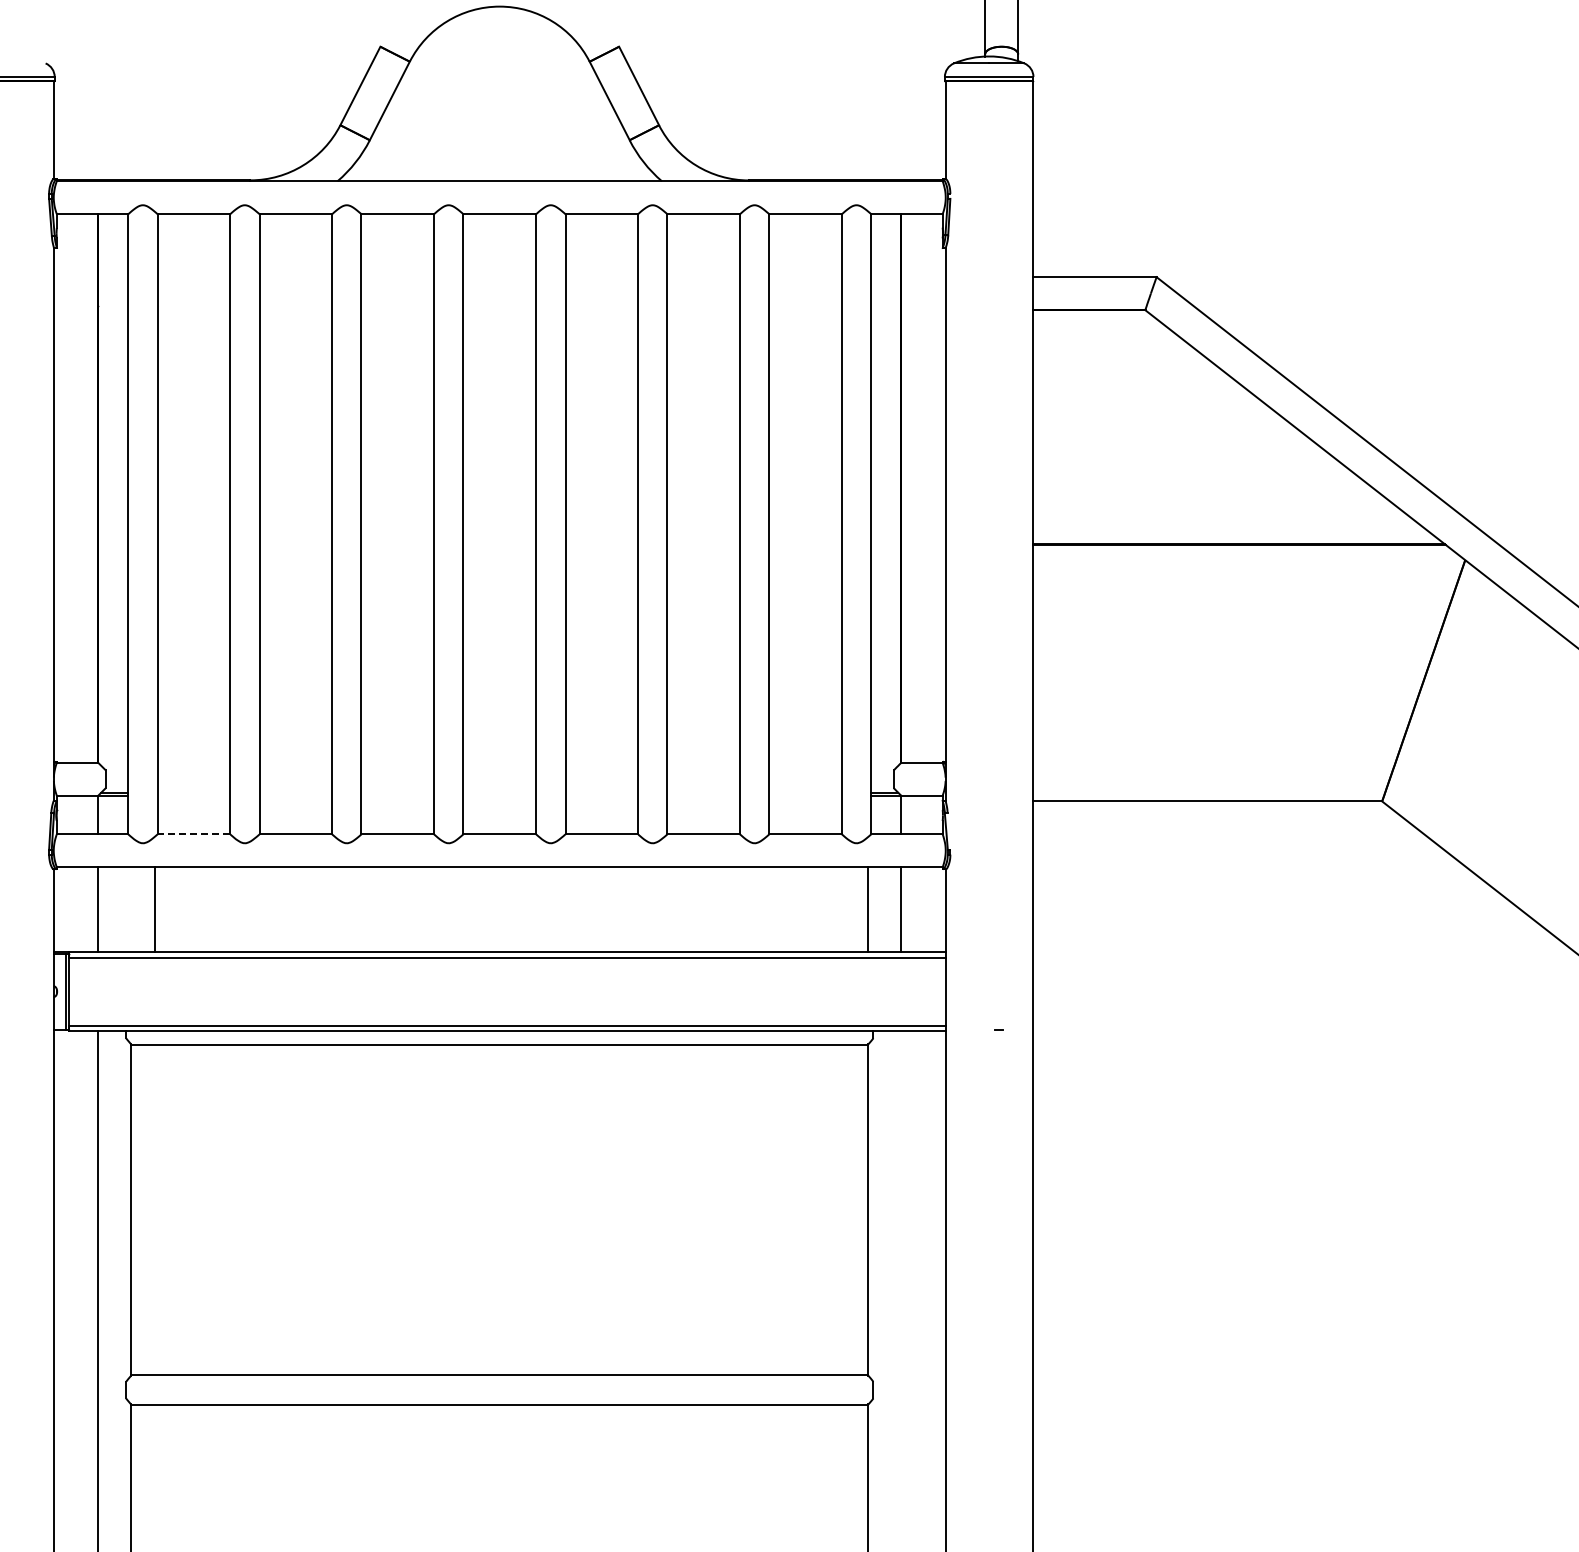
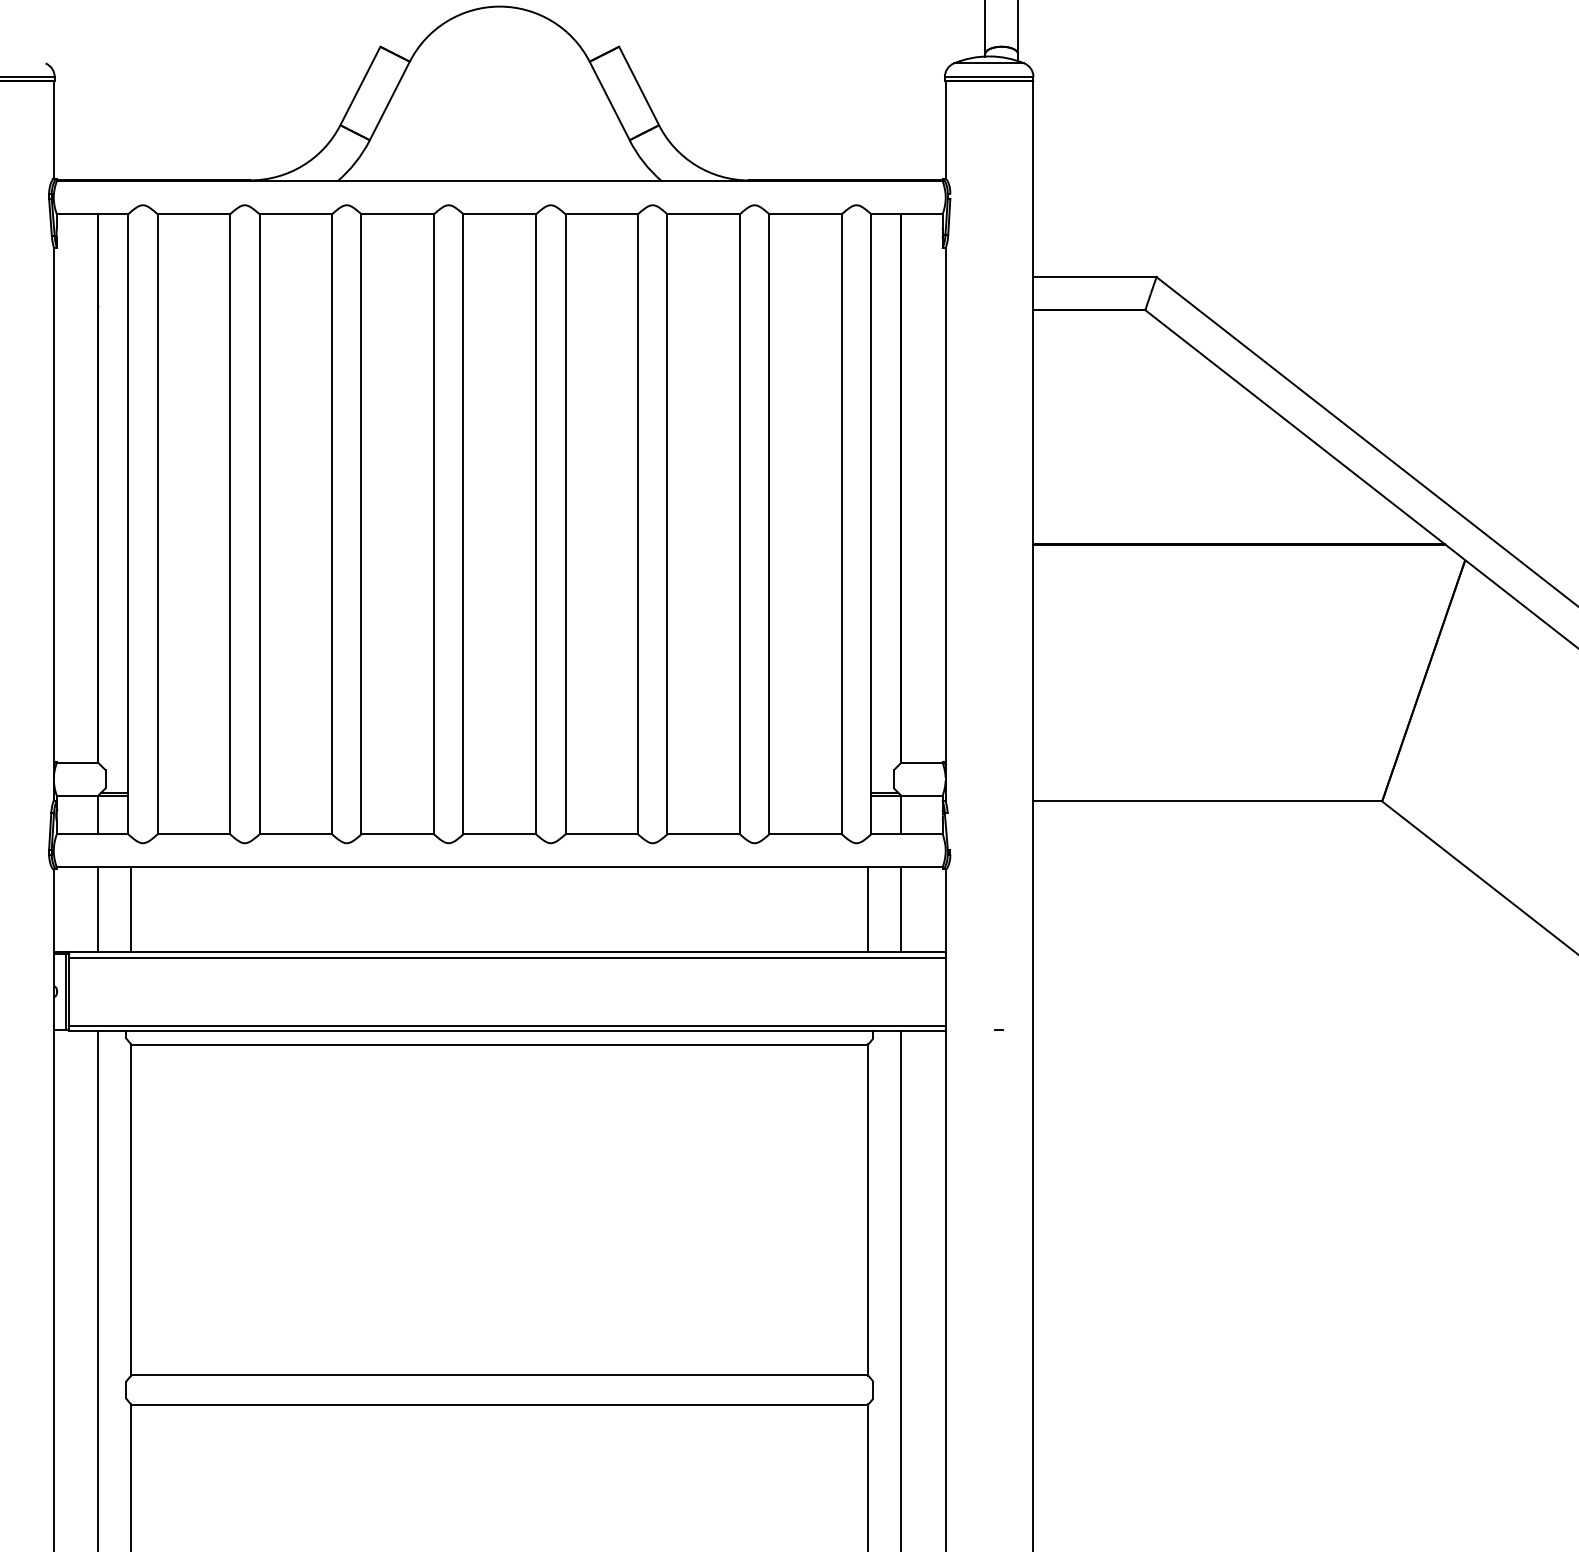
line: dashed -> solid (193, 834)
line position: (155, 909) -> (131, 909) (131, 909)
line: none -> present (901, 1289)
